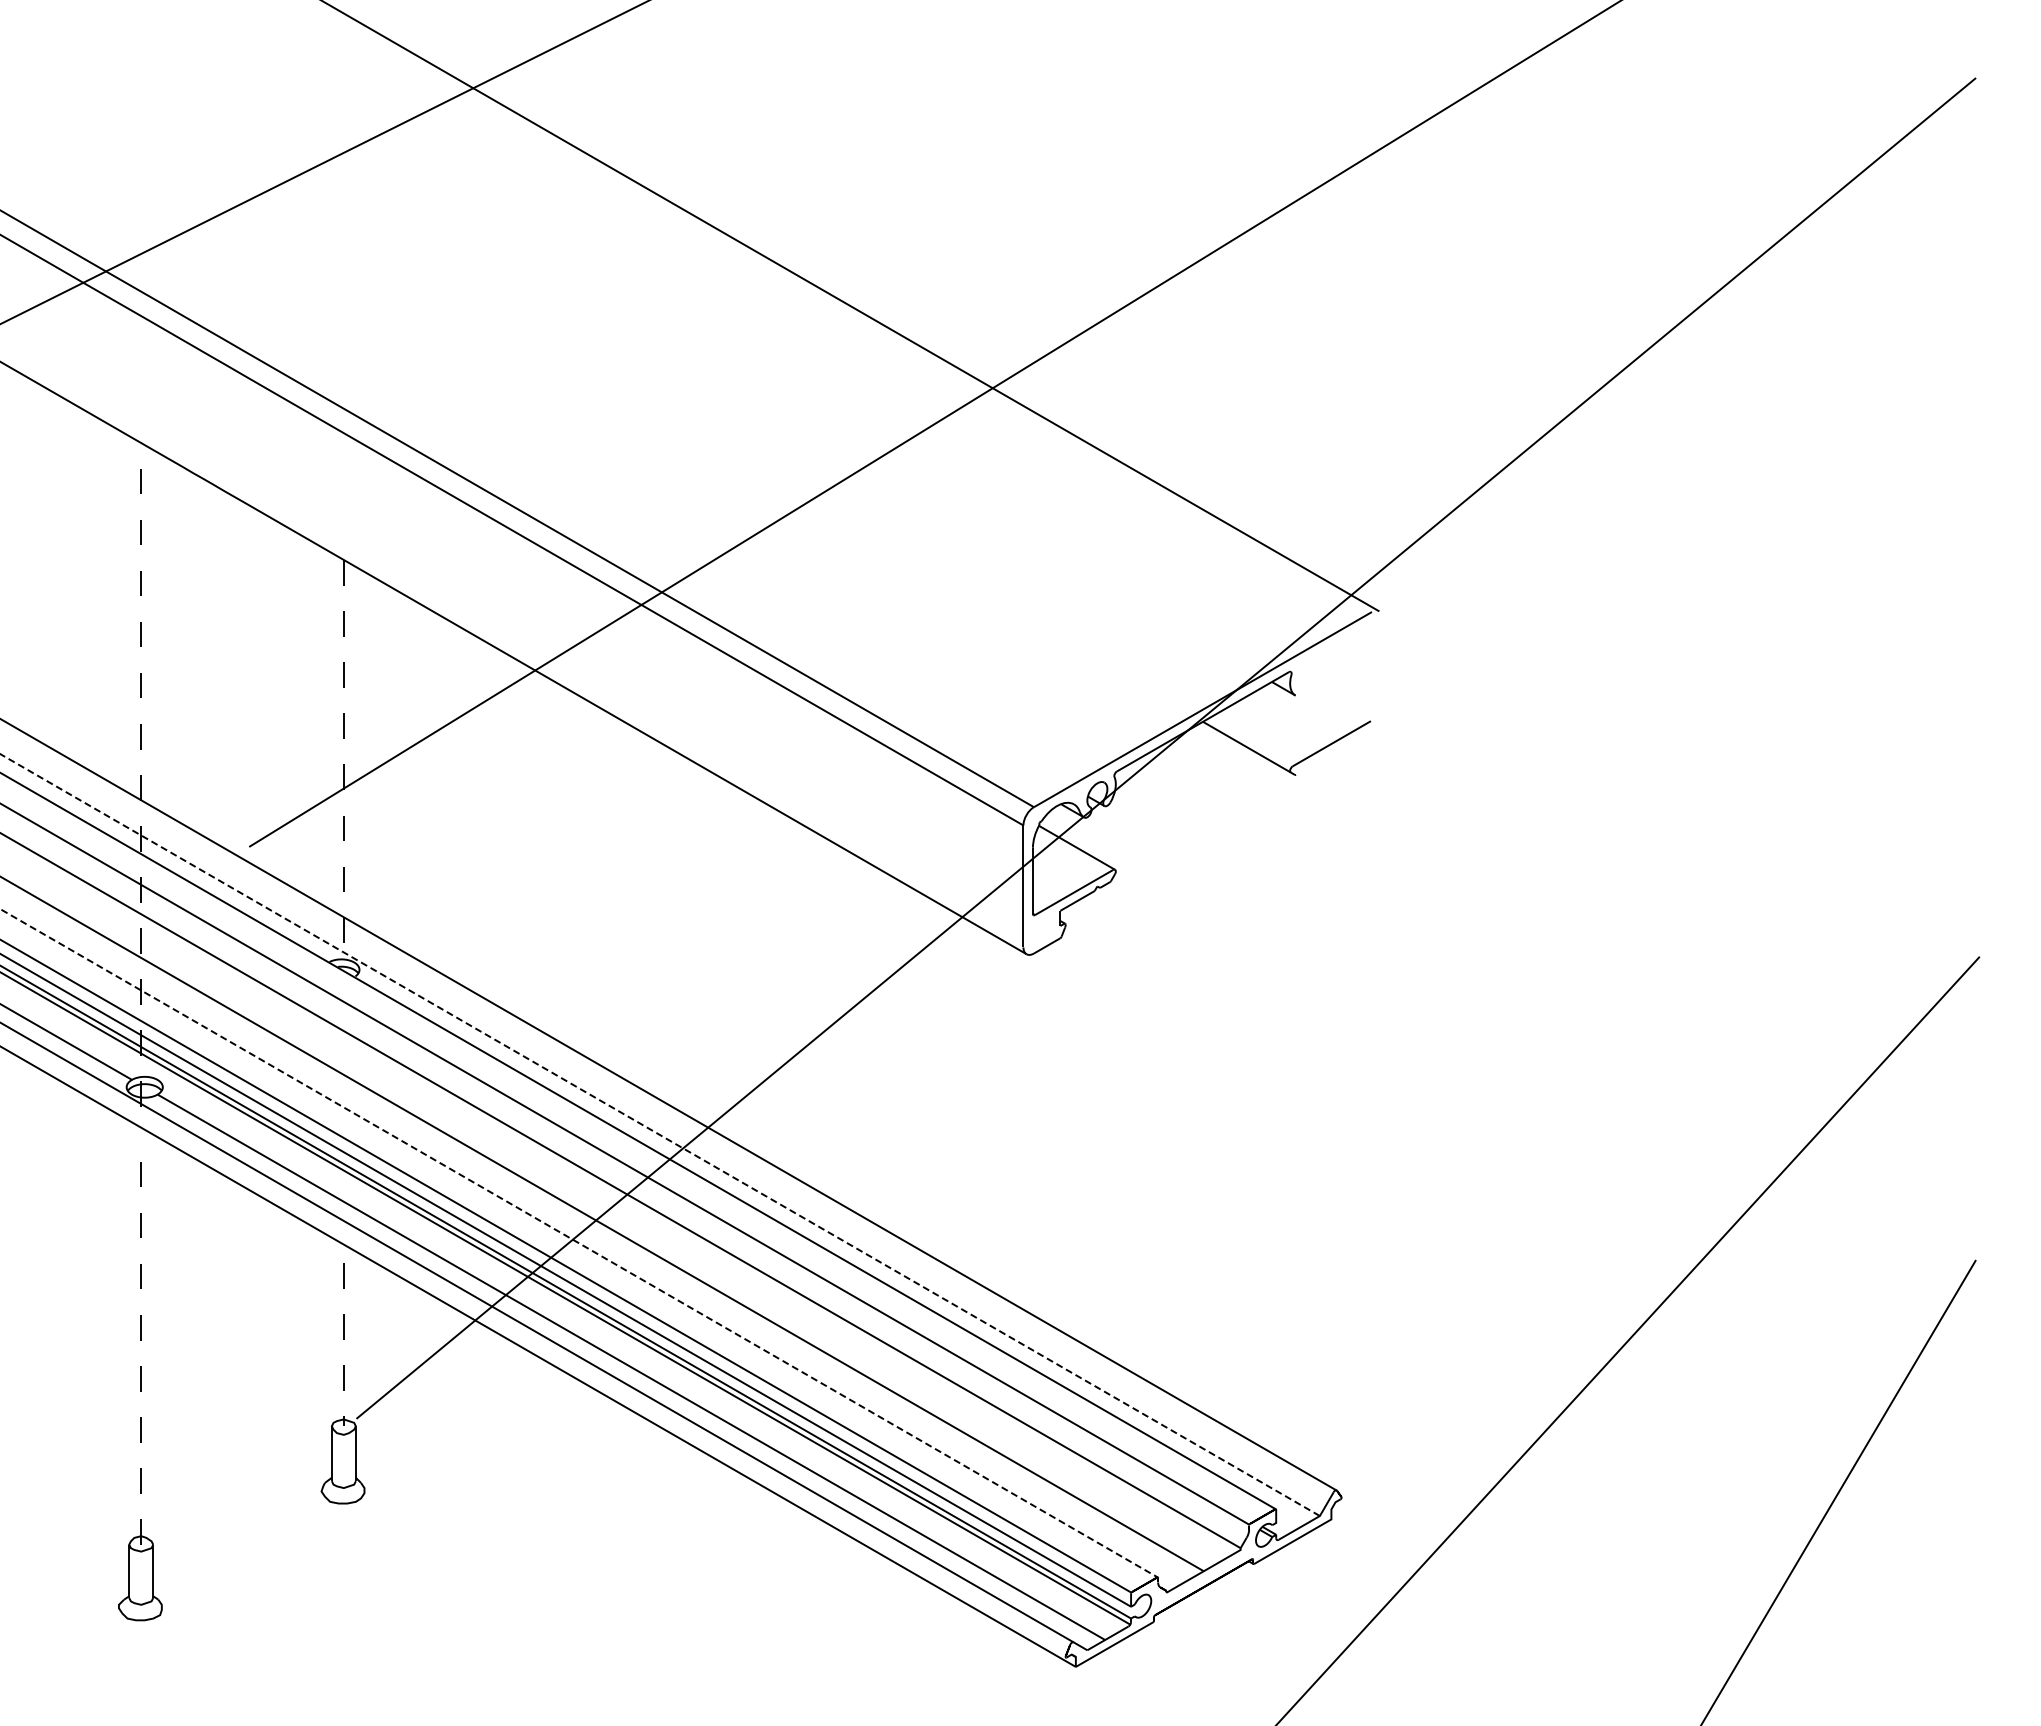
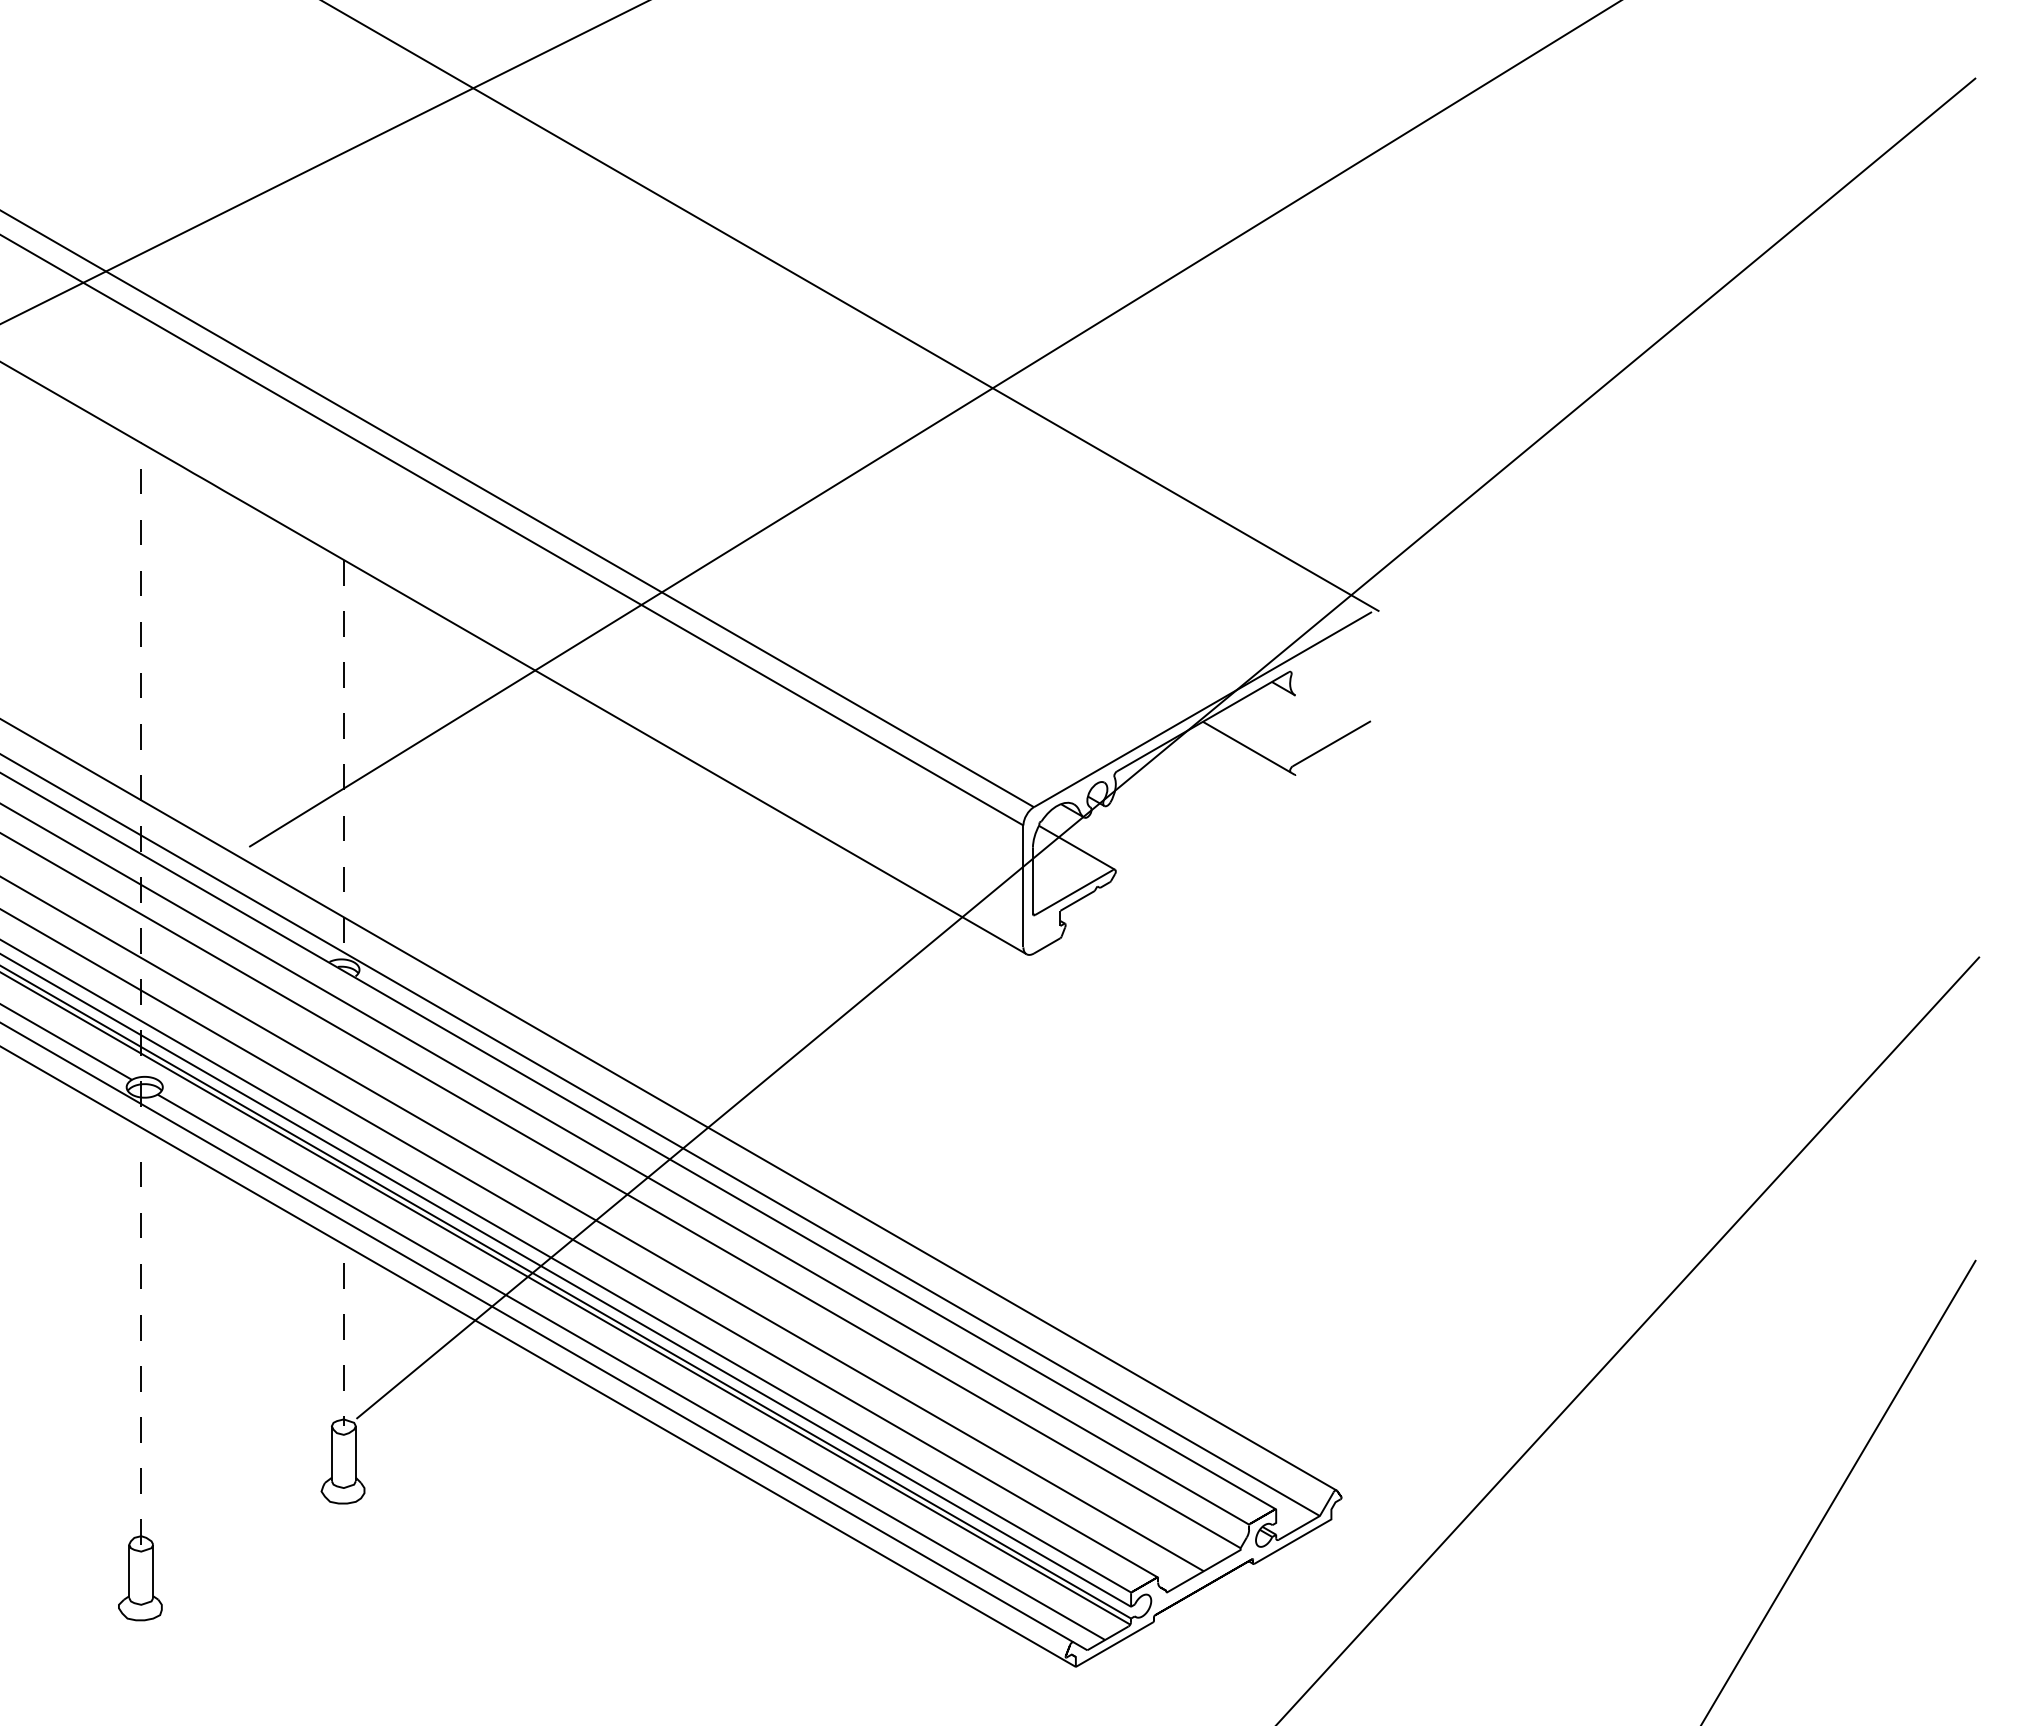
line: dashed -> solid (660, 1135)
line: dashed -> solid (579, 1243)
